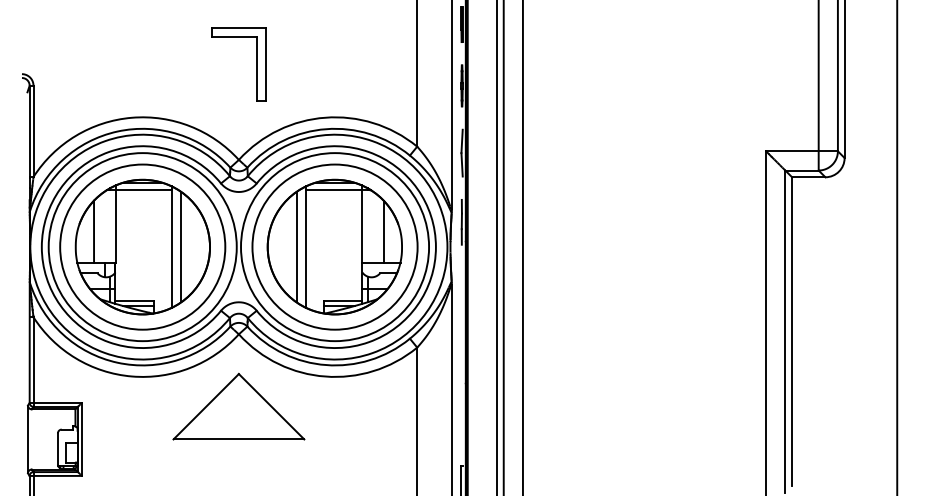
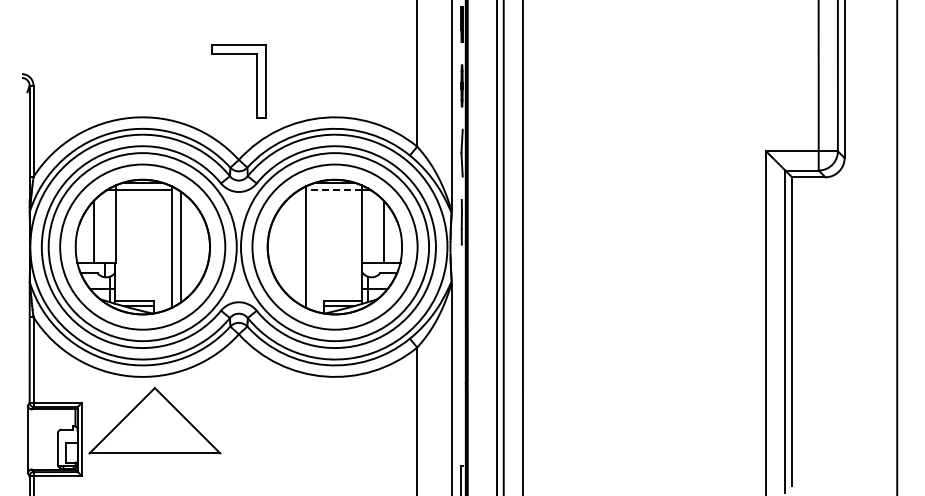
part position: (256, 64) -> (256, 81) (256, 81)
line: solid -> dashed (334, 190)
line: present -> none (296, 246)
part position: (238, 406) -> (154, 420) (154, 420)
